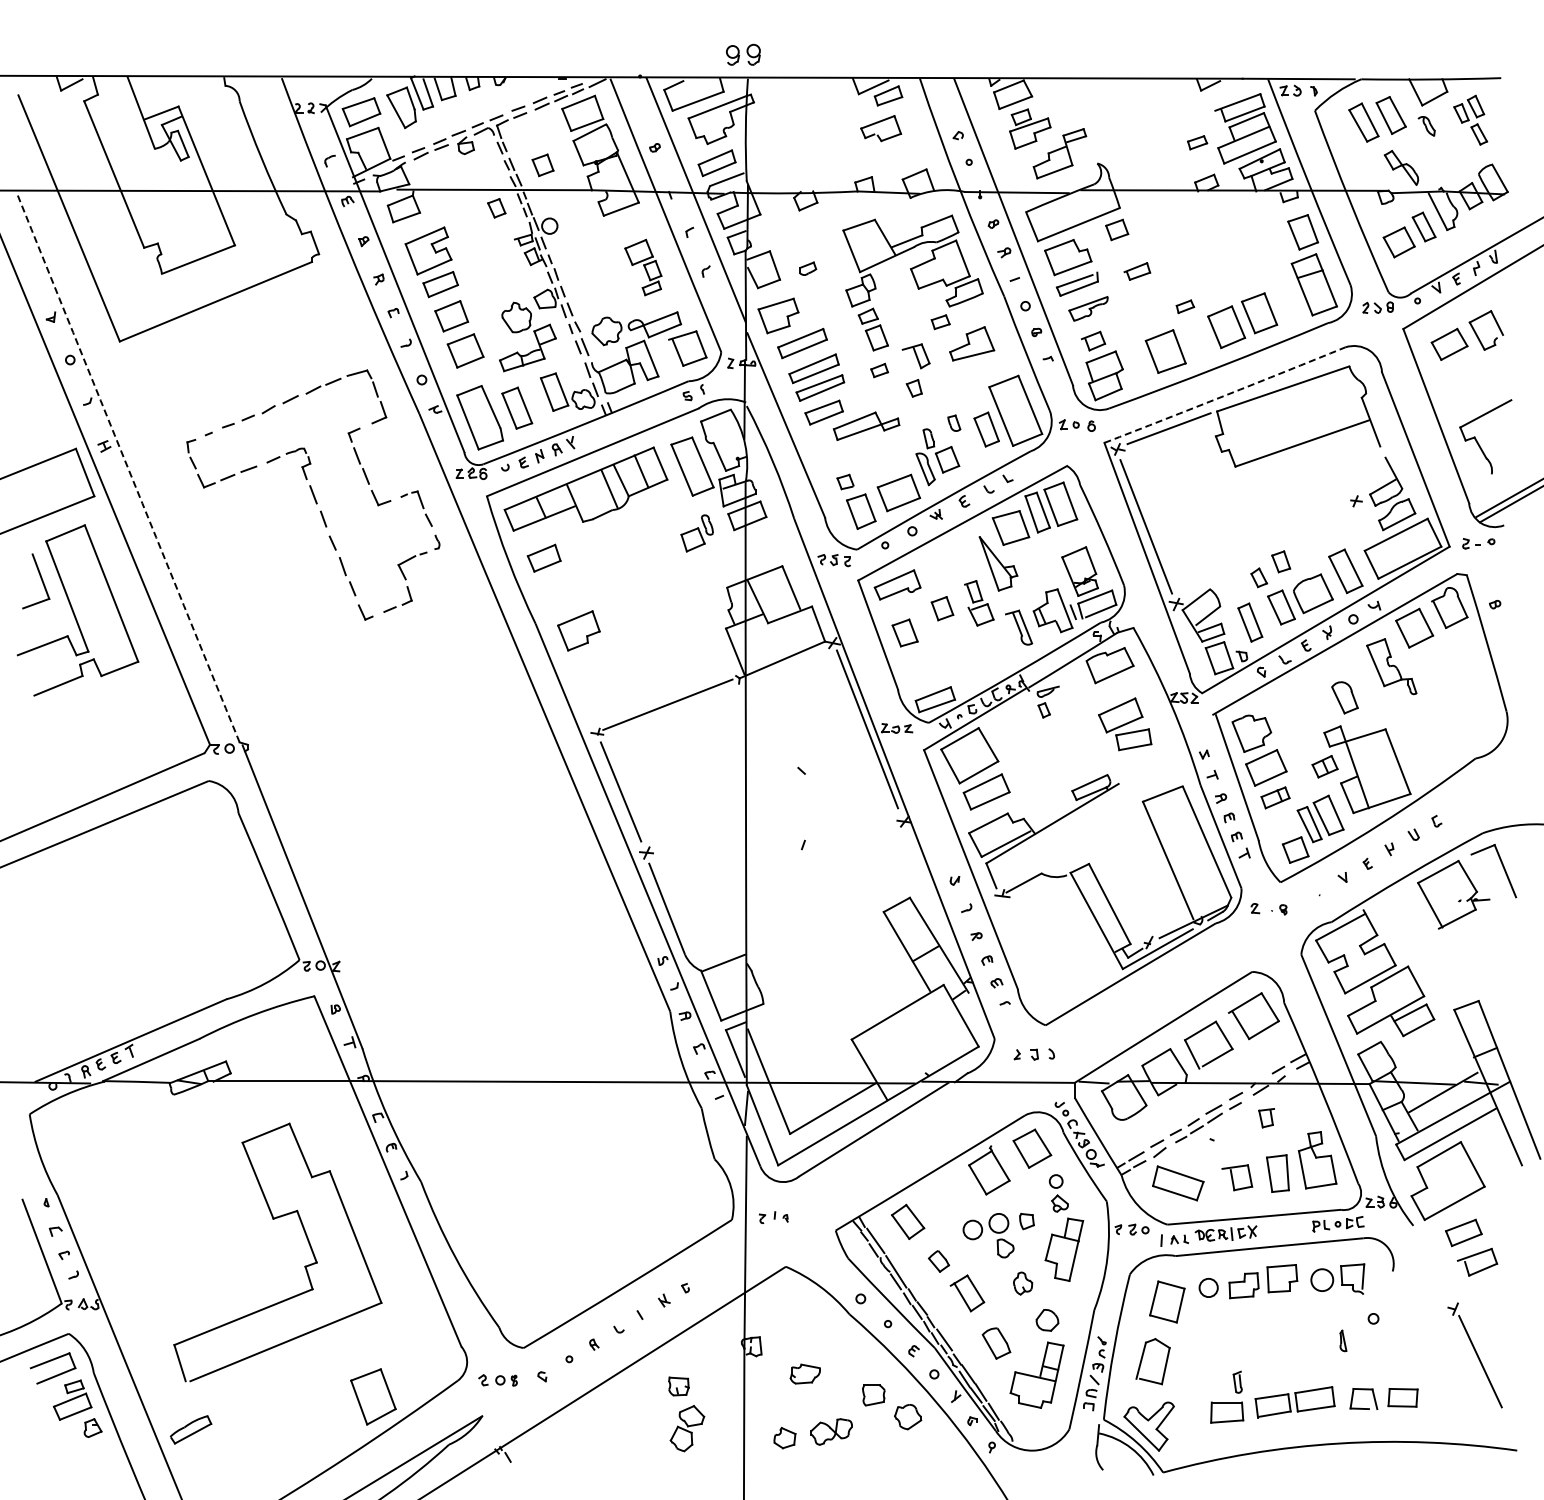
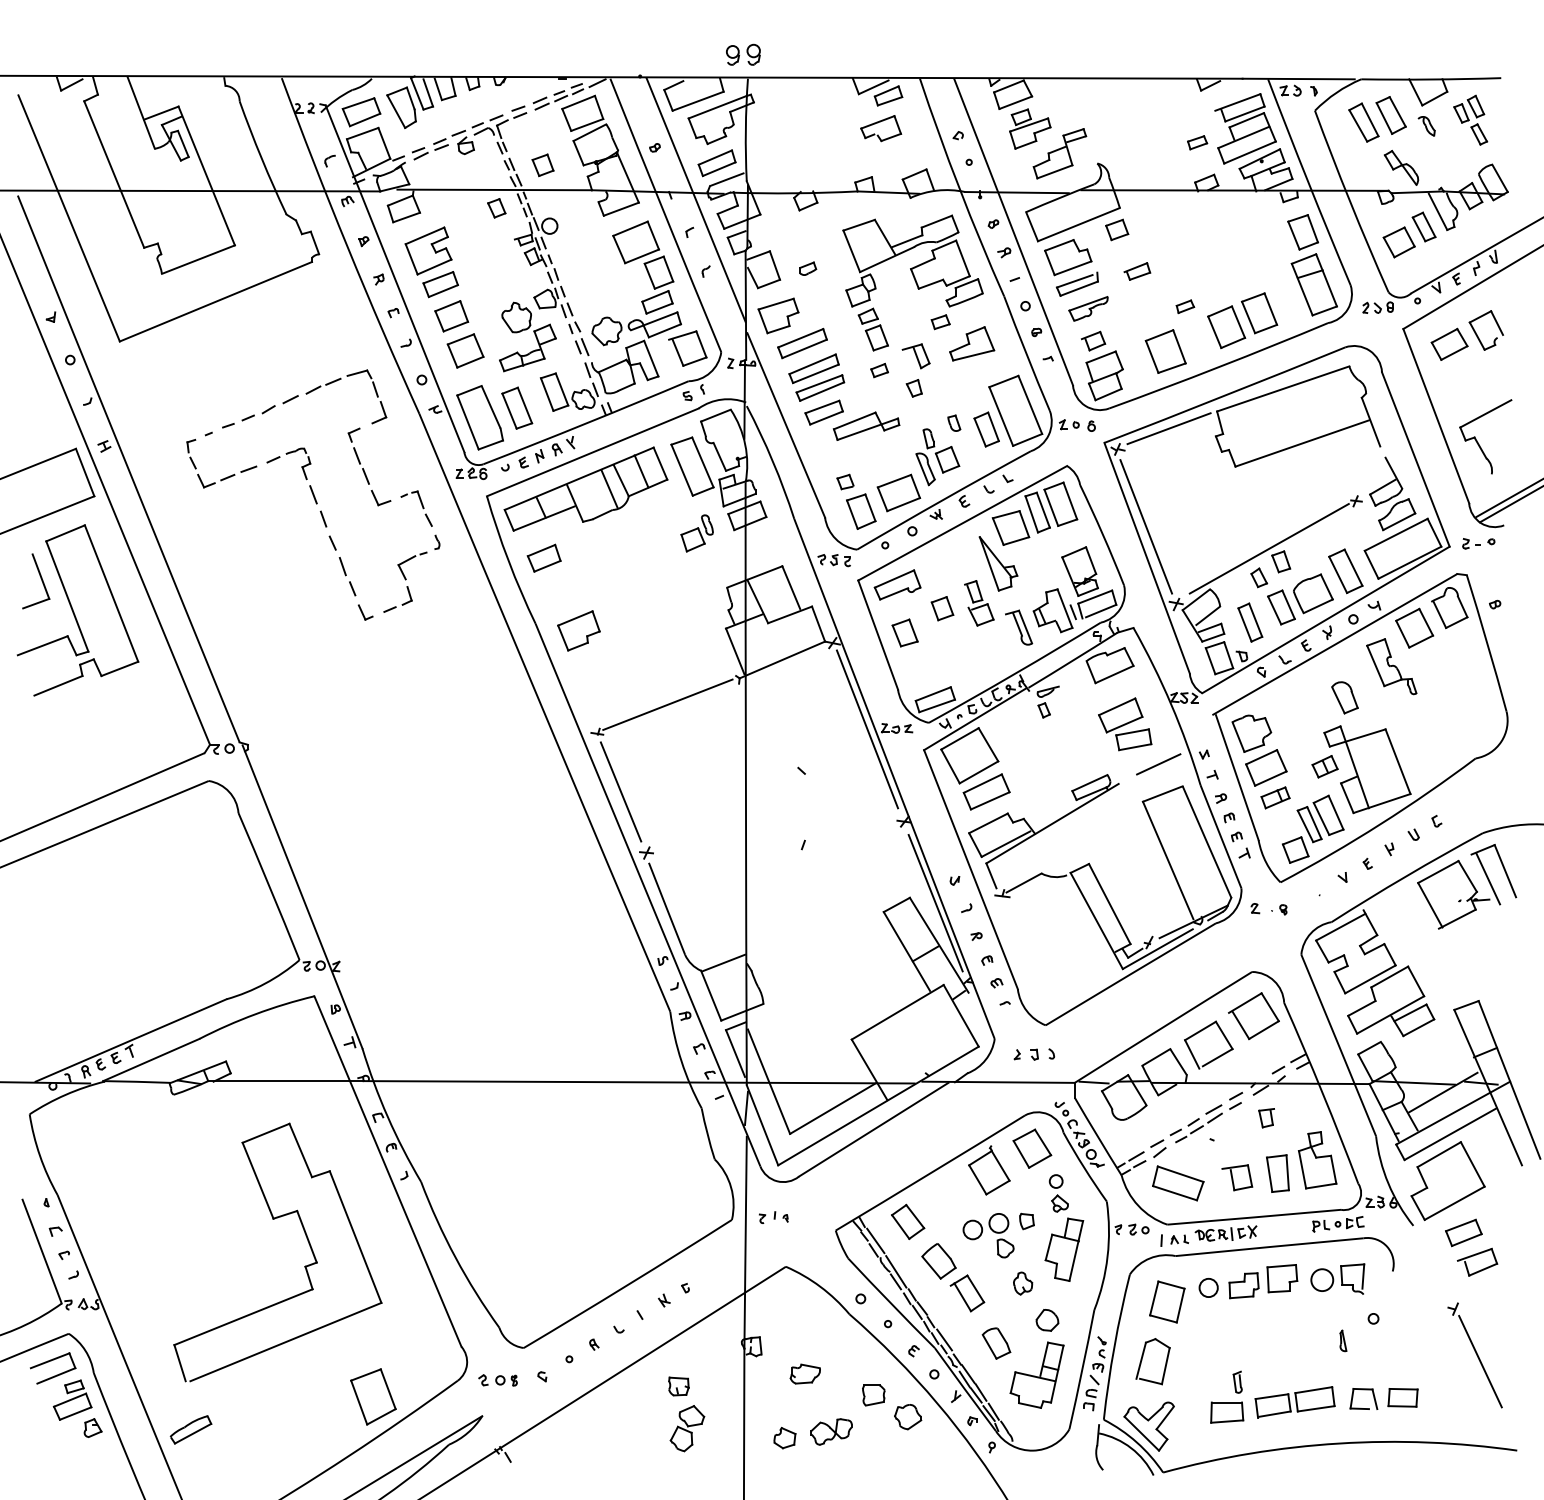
part size: 39x59 px -> 63x95 px (643, 267)
arc: dashed -> solid (1225, 395)
arc: dashed -> solid (128, 469)
line: none -> present (1268, 548)
line: none -> present (1158, 764)
line: none -> present (1488, 878)
line: none -> present (935, 902)
part size: 23x23 px -> 36x37 px (938, 1261)
